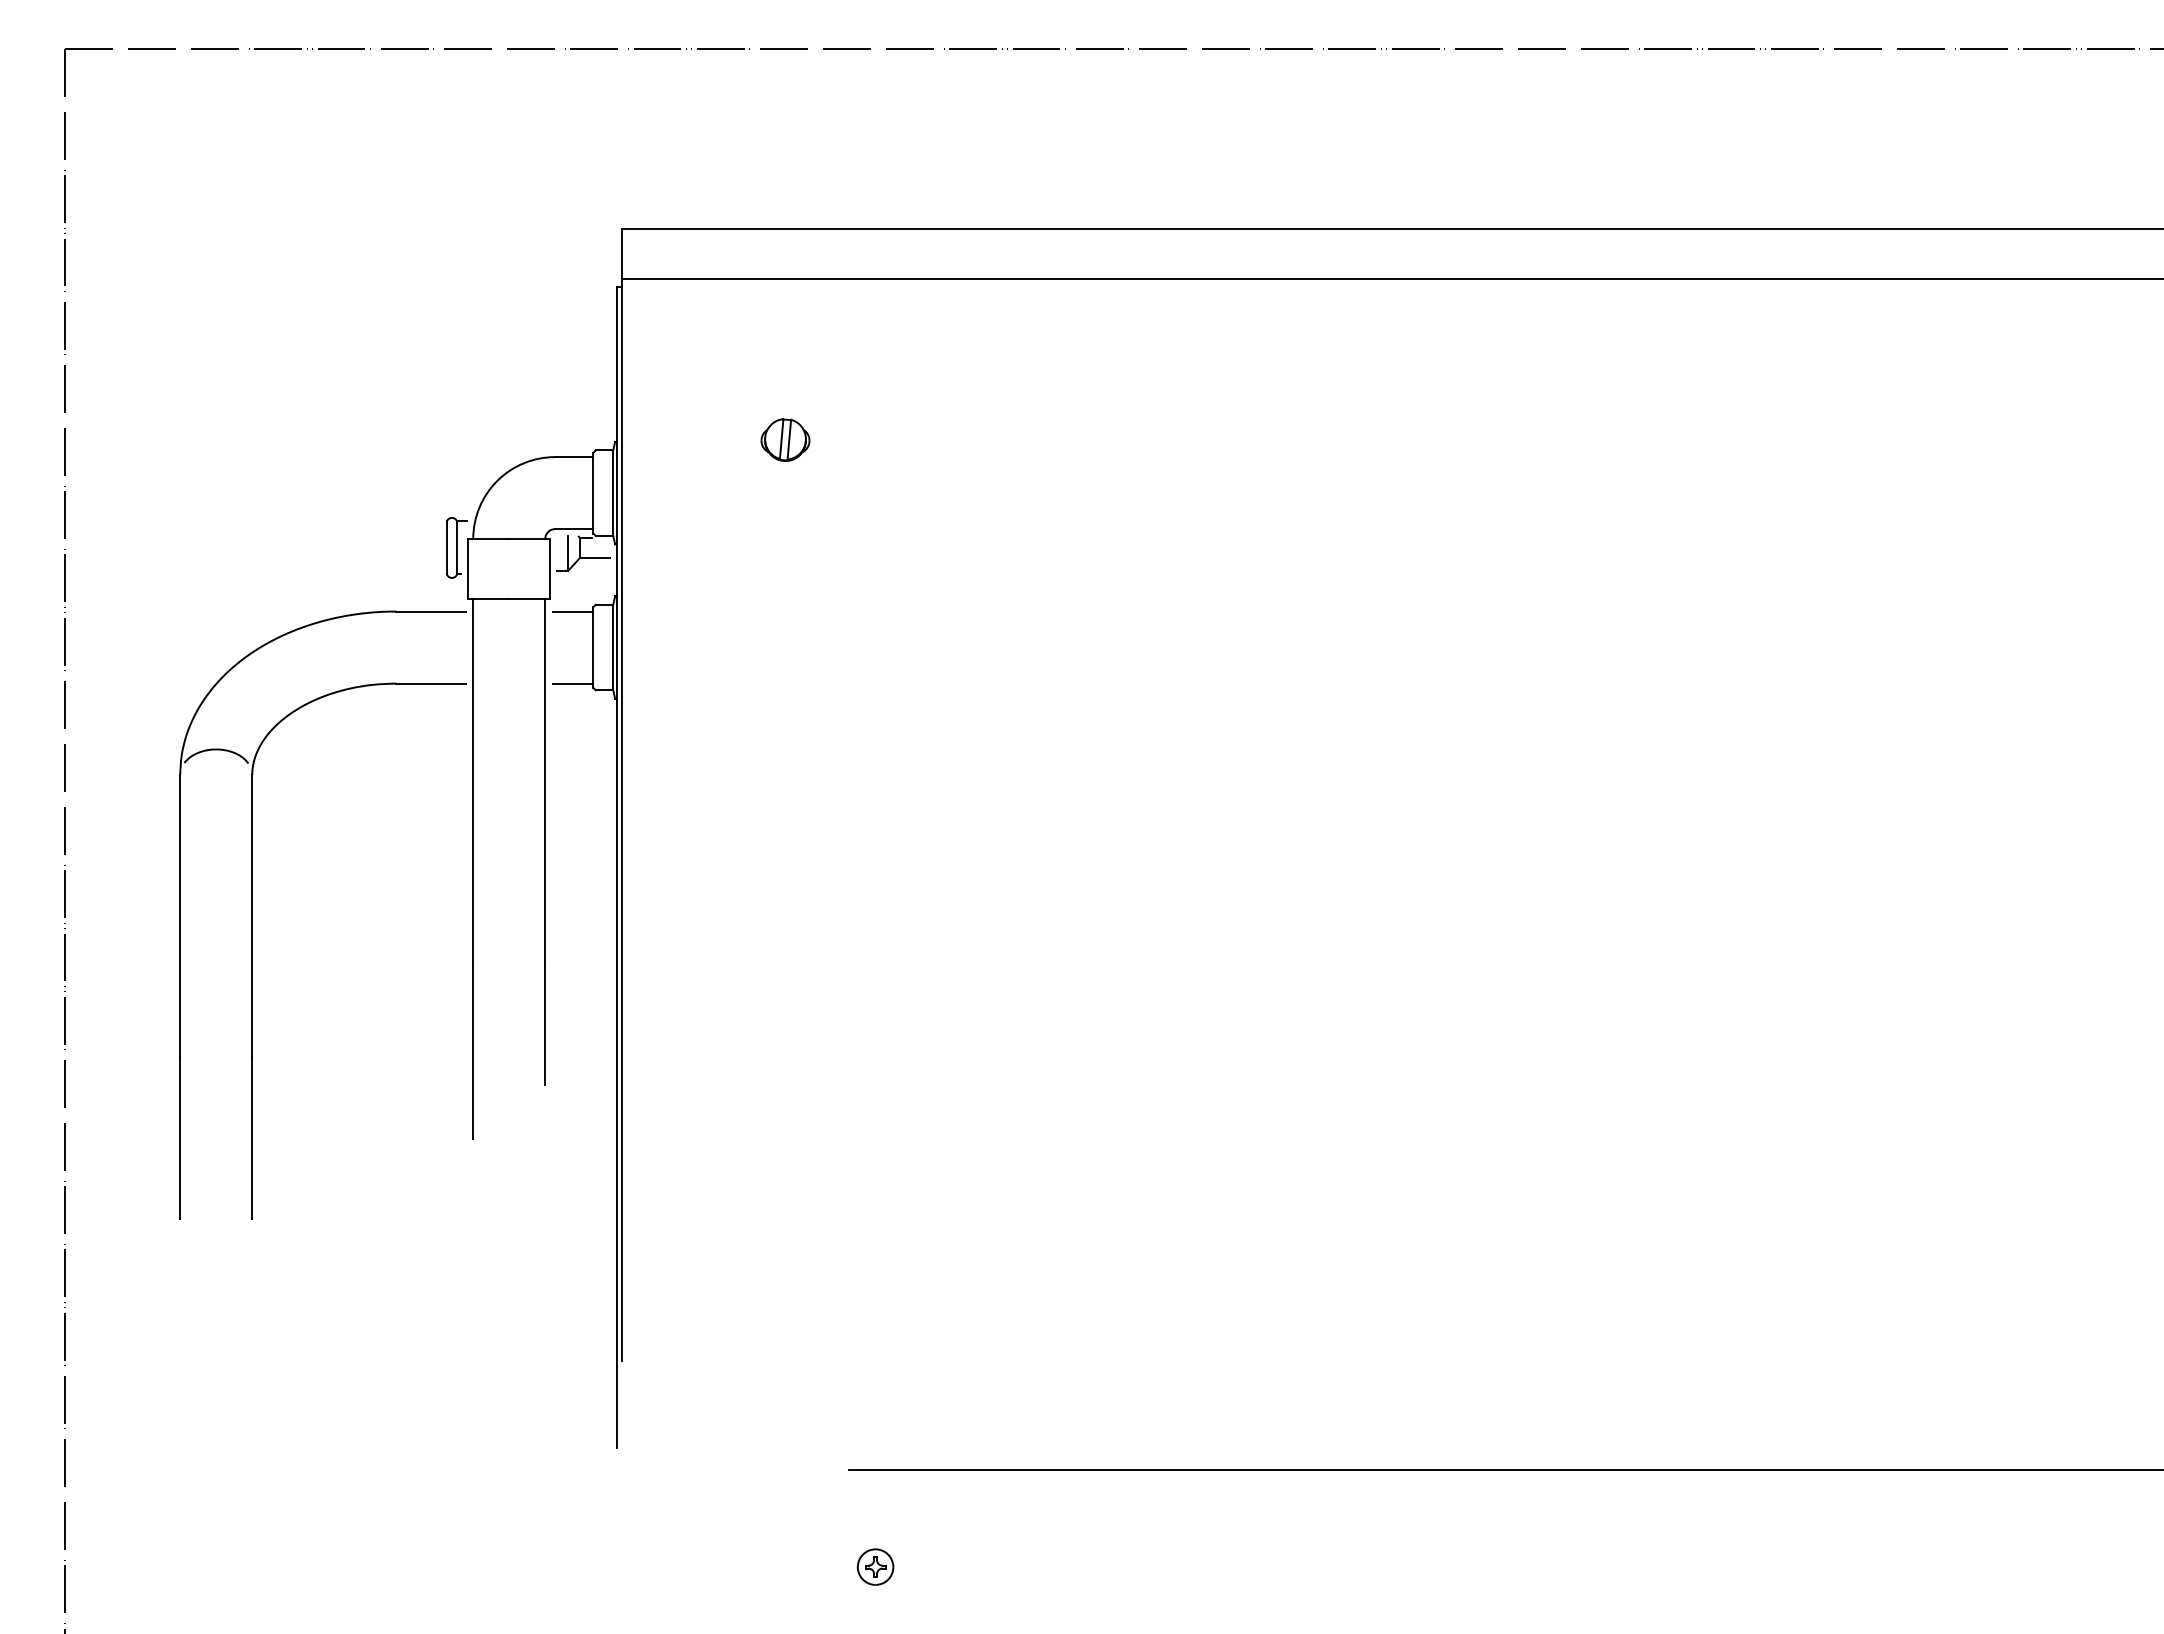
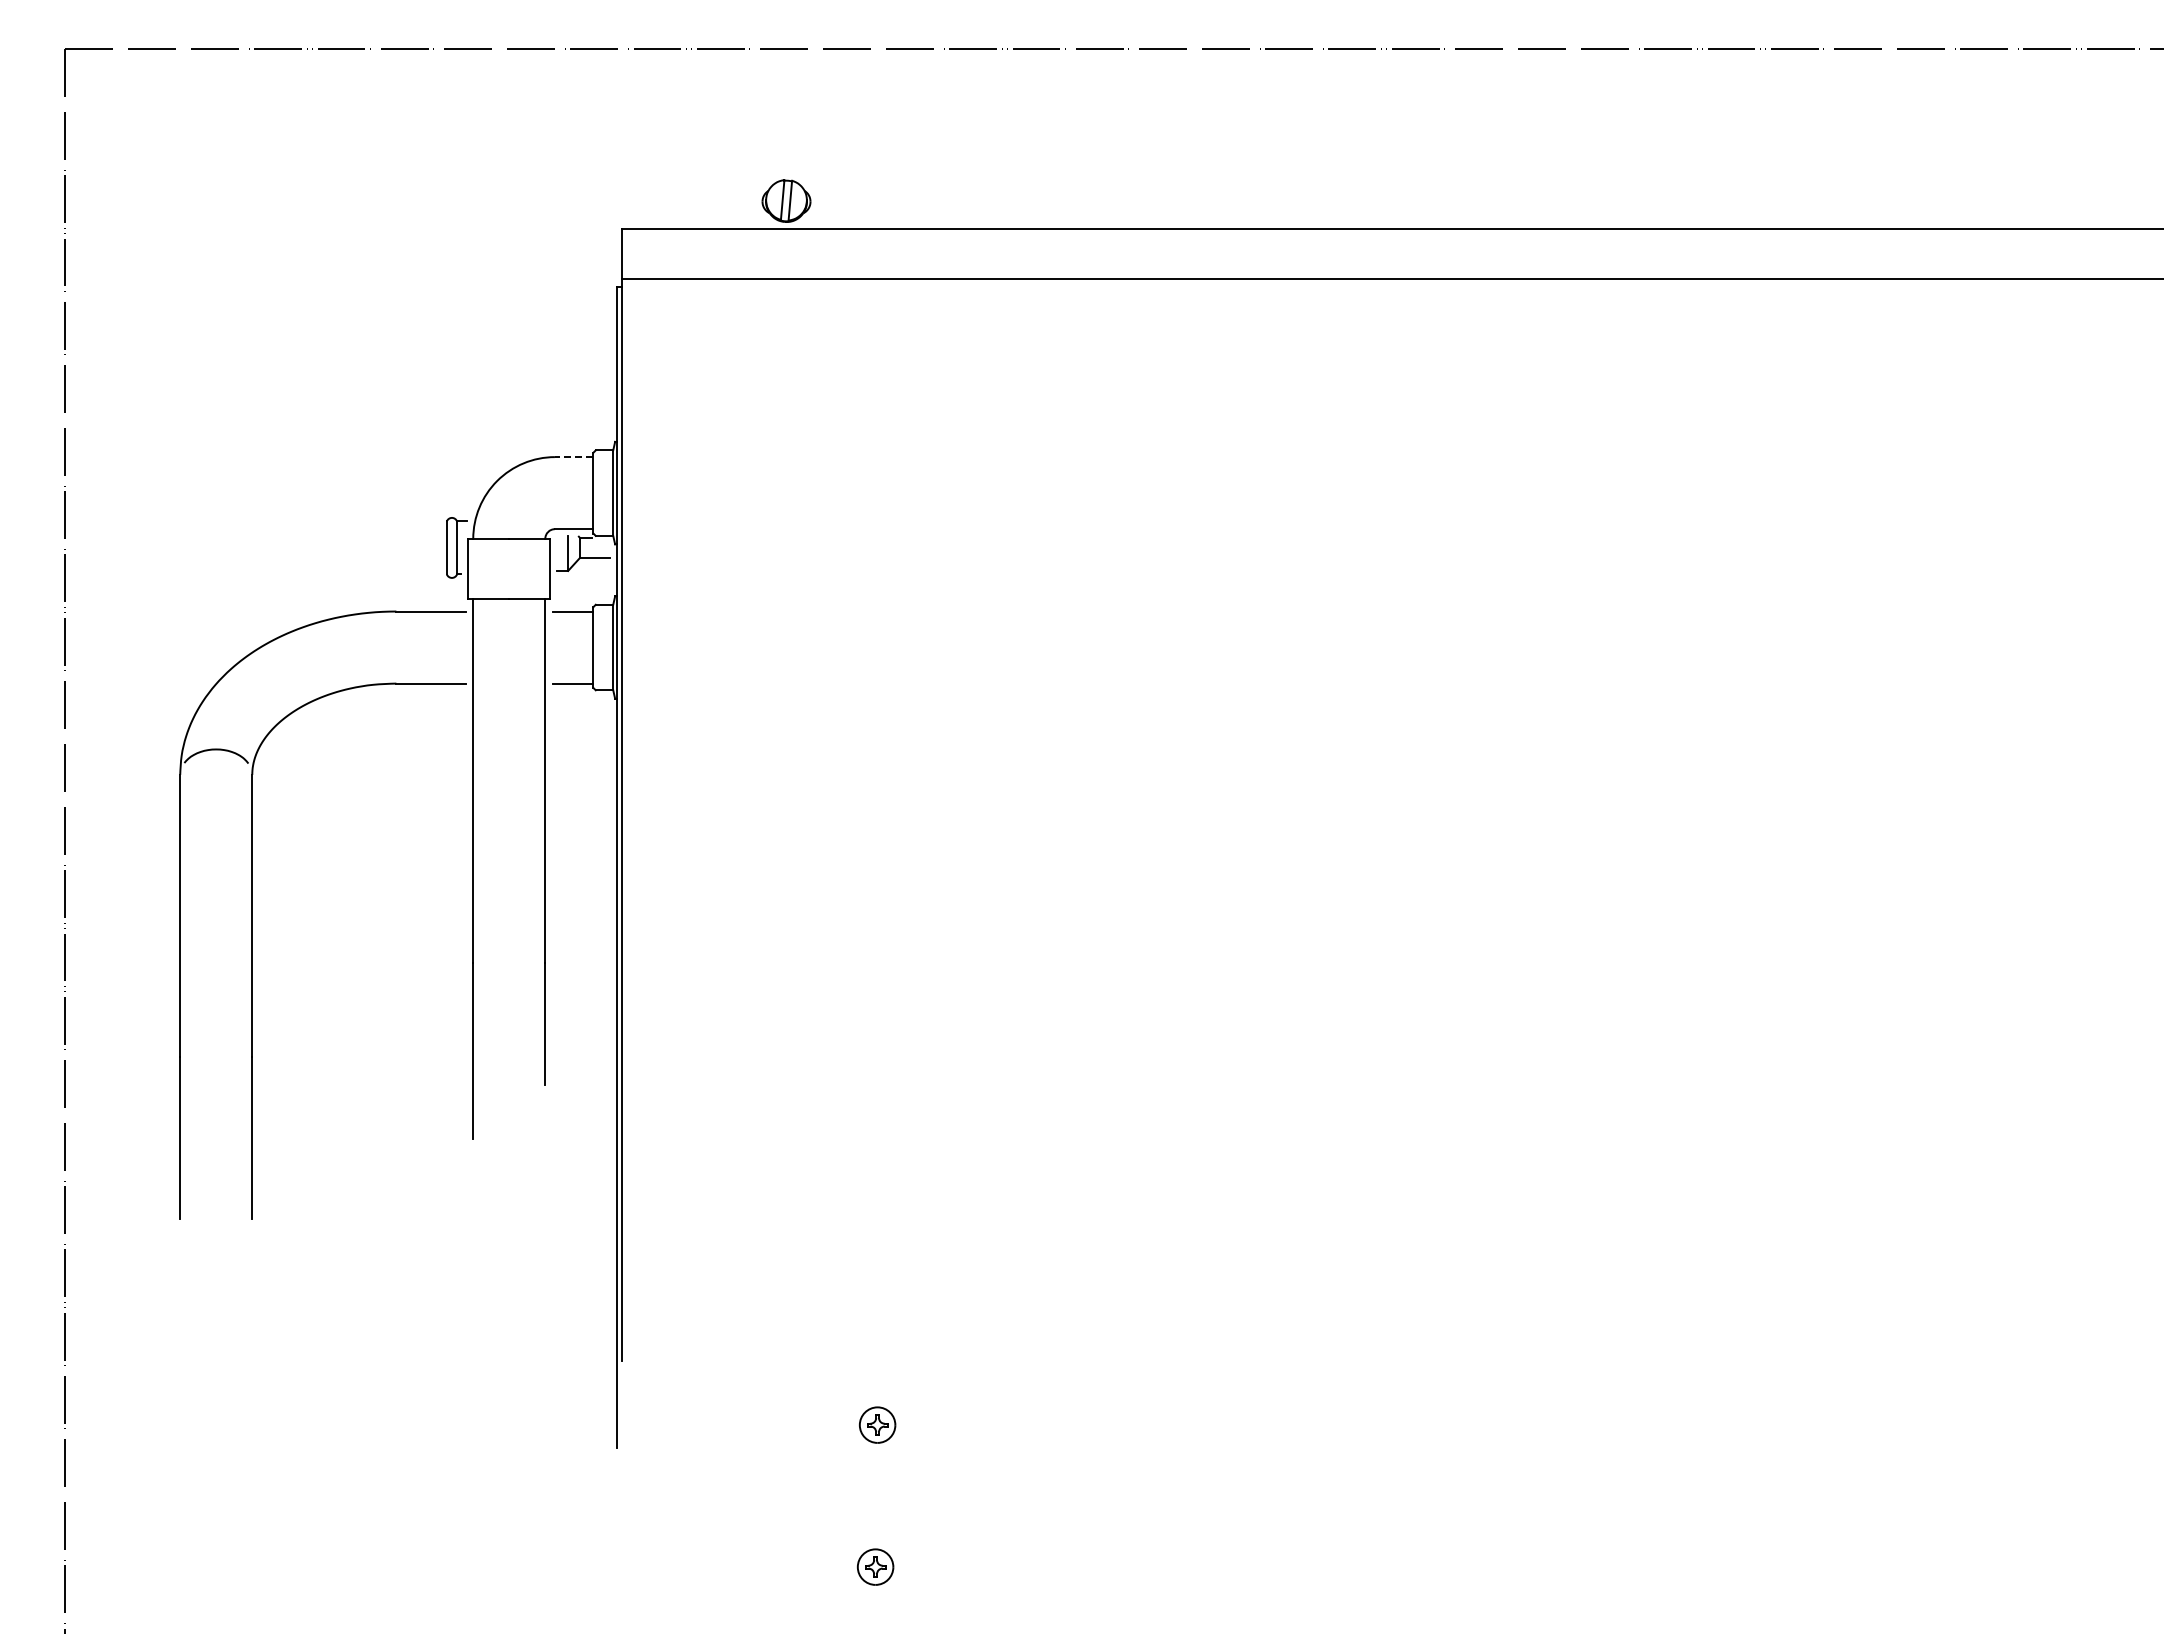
part position: (785, 439) -> (786, 200) (786, 200)
line: solid -> dashed (573, 457)
part: none -> present (877, 1424)
line: present -> none (1504, 1469)
